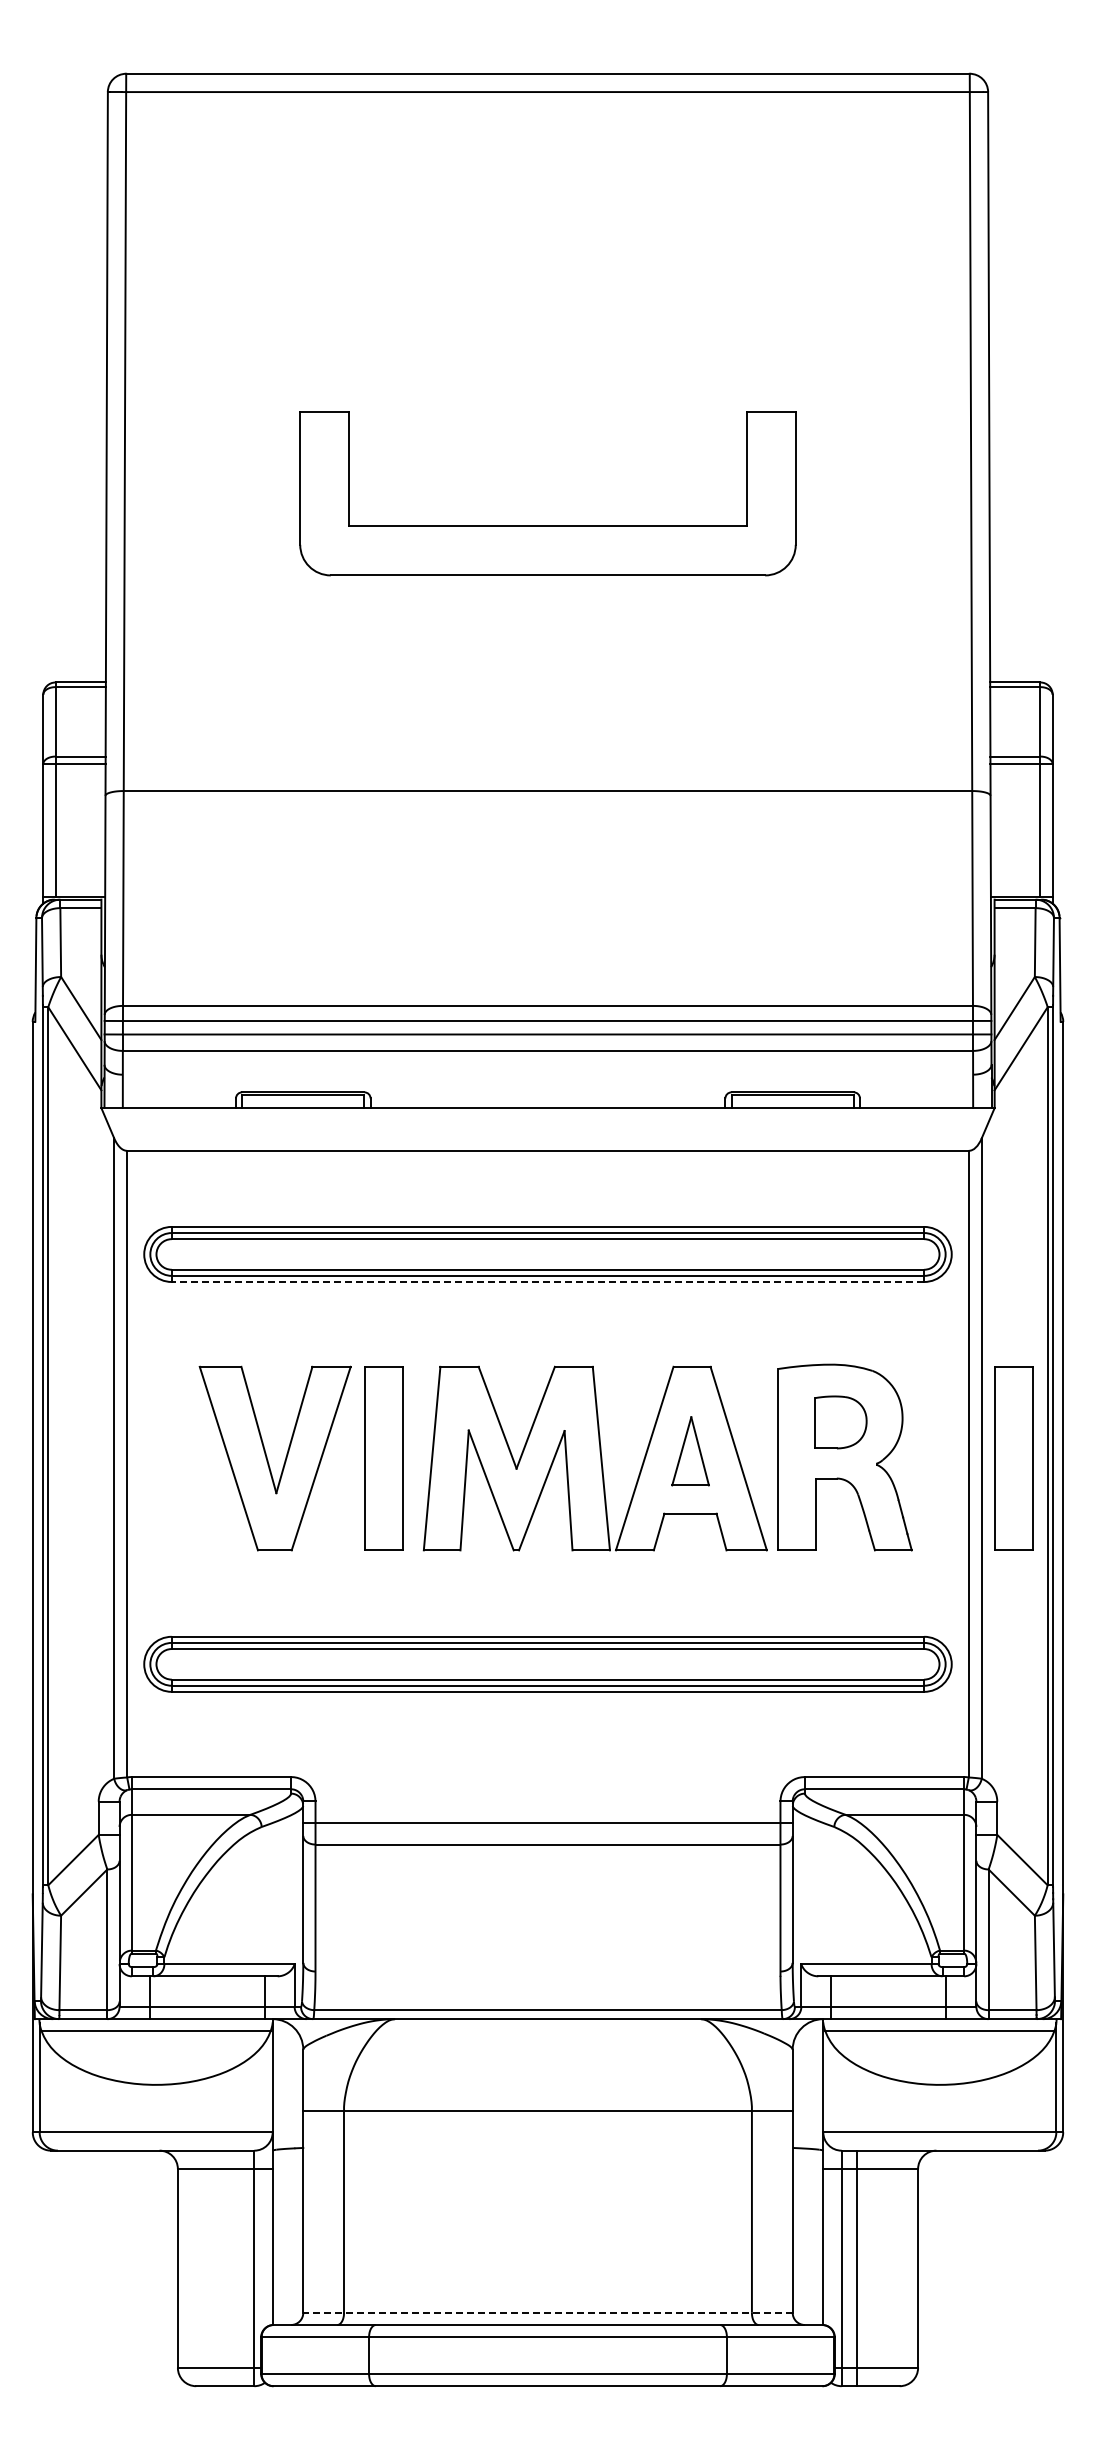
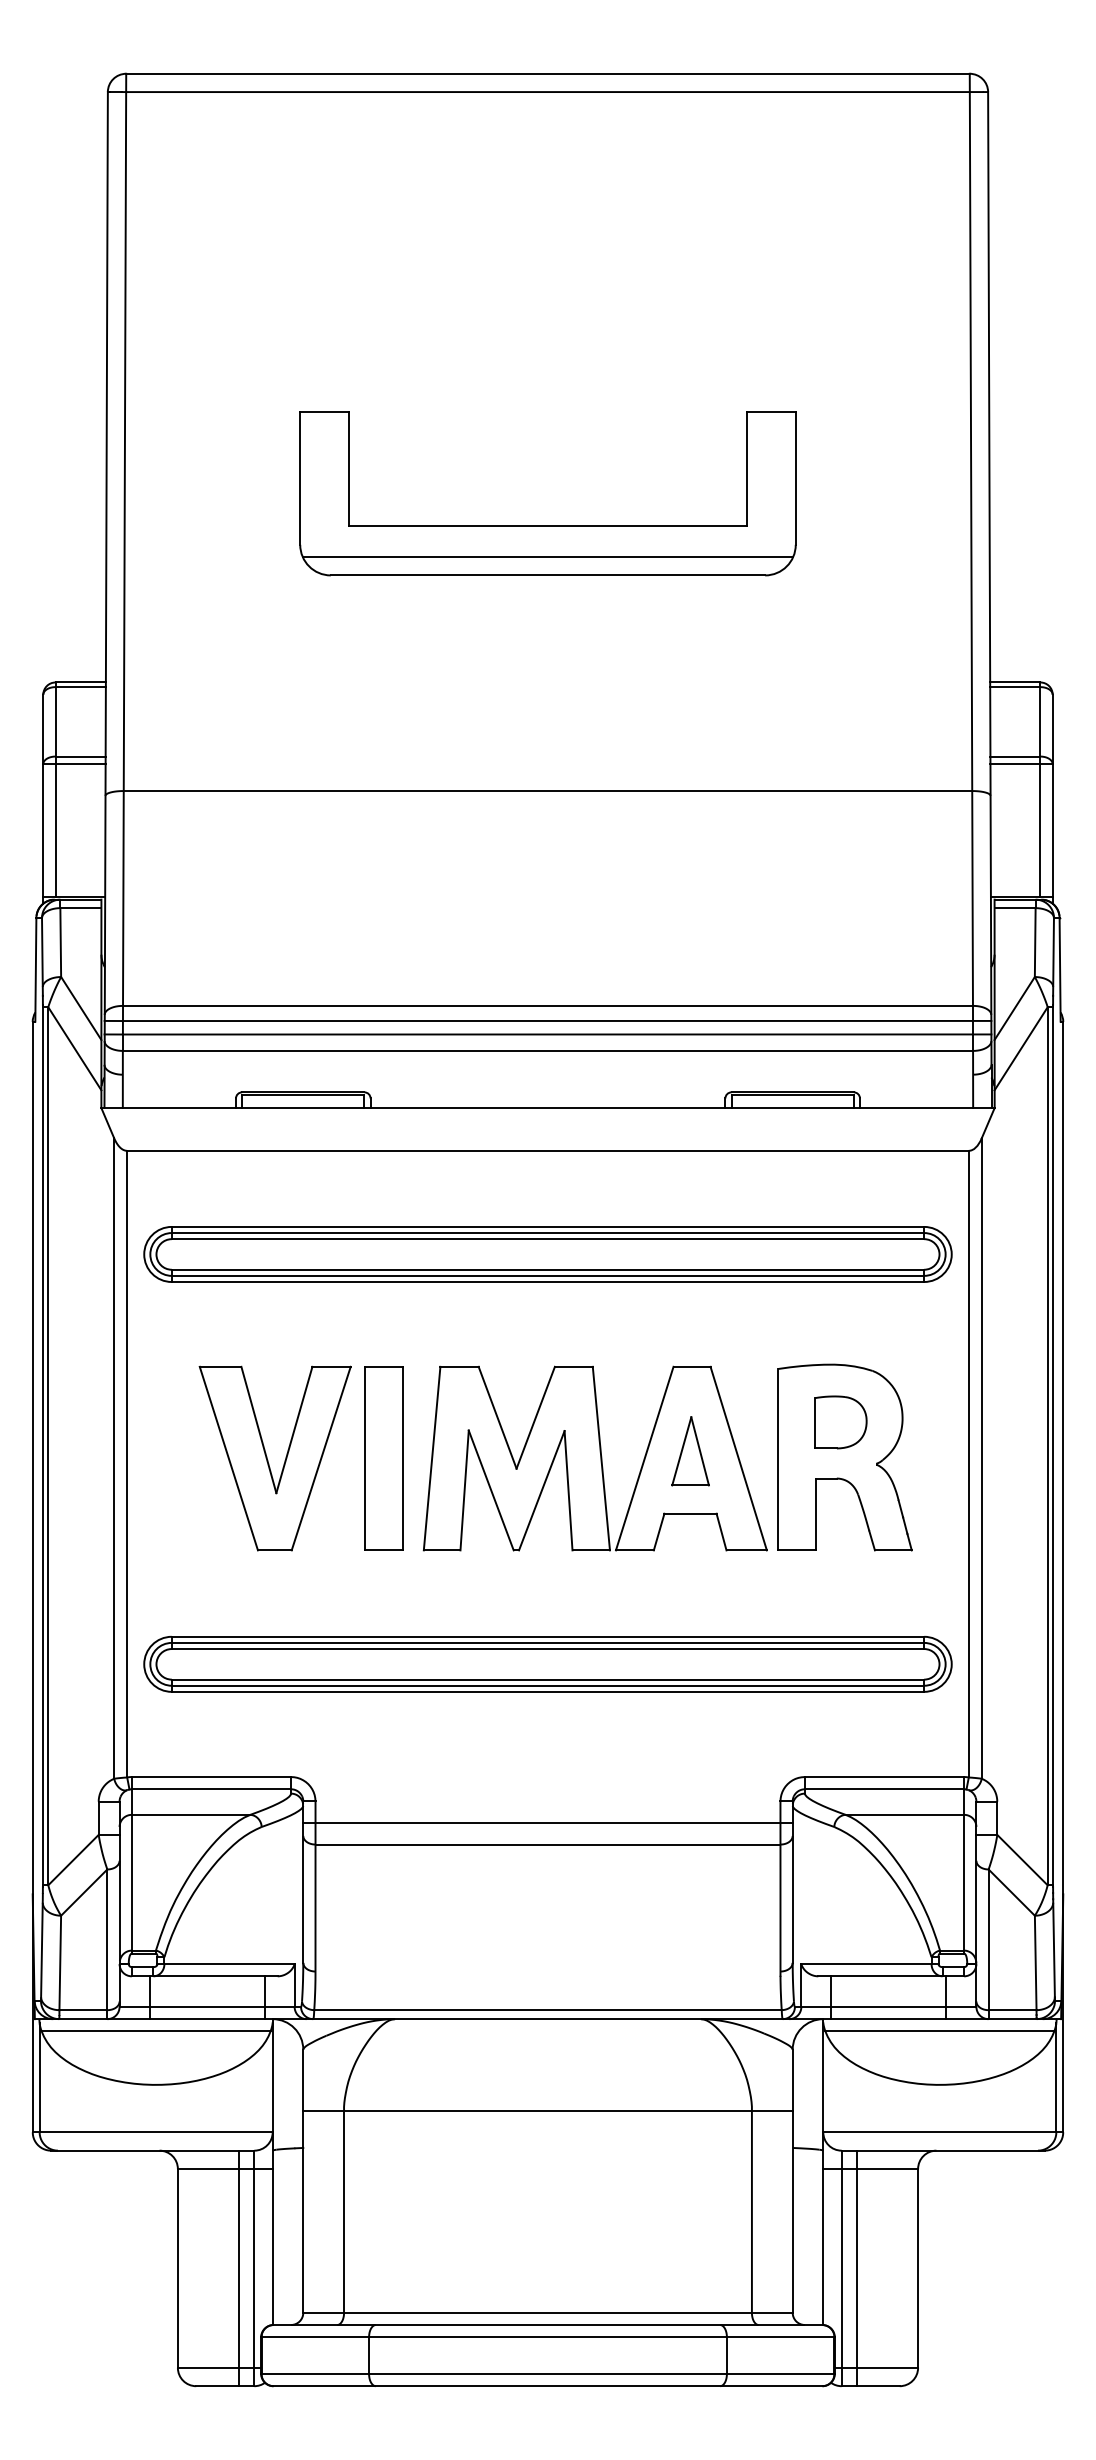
line: none -> present (547, 557)
line: dashed -> solid (547, 1281)
part: present -> none (1013, 1458)
line: none -> present (239, 2268)
line: dashed -> solid (548, 2312)
